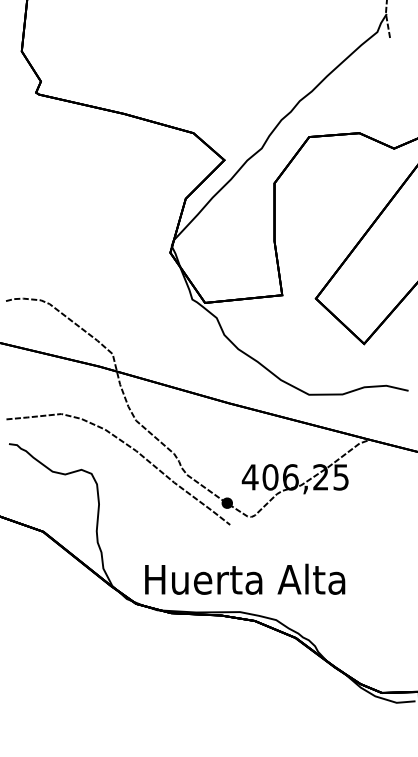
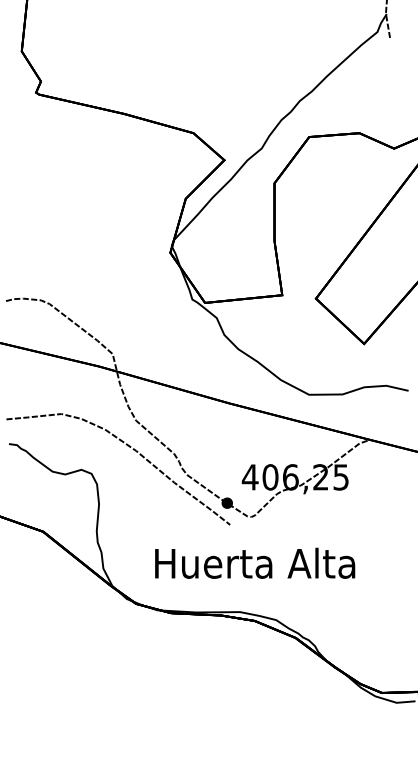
text position: (245, 578) -> (255, 562) (255, 562)
